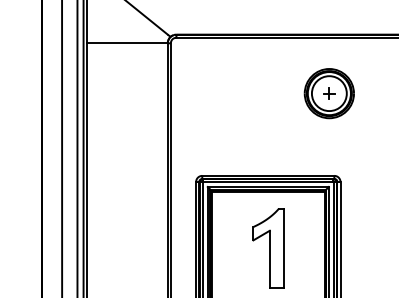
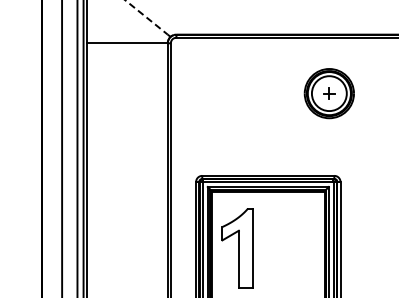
line: solid -> dashed (146, 17)
part position: (268, 248) -> (237, 248) (237, 248)
